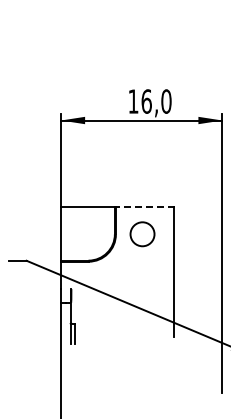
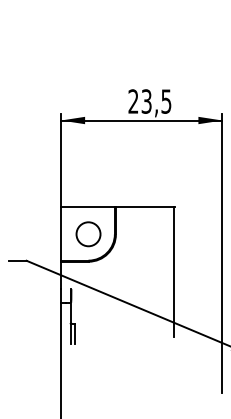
text: 16,0 -> 23,5 (149, 101)
line: dashed -> solid (145, 206)
circle position: (142, 234) -> (88, 234) (88, 234)
